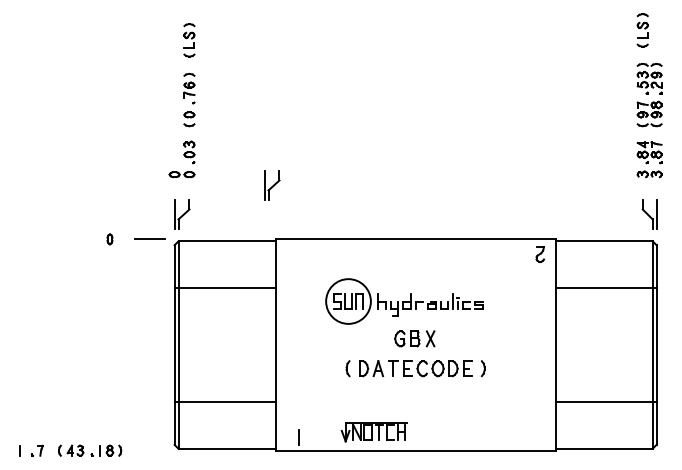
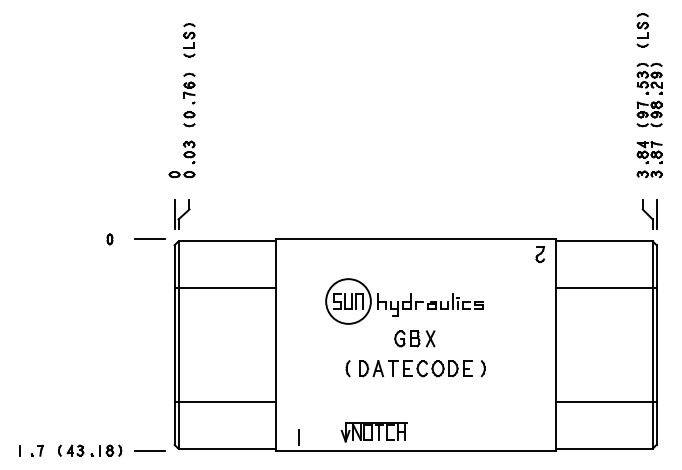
part: present -> none (272, 185)
line: none -> present (149, 450)
